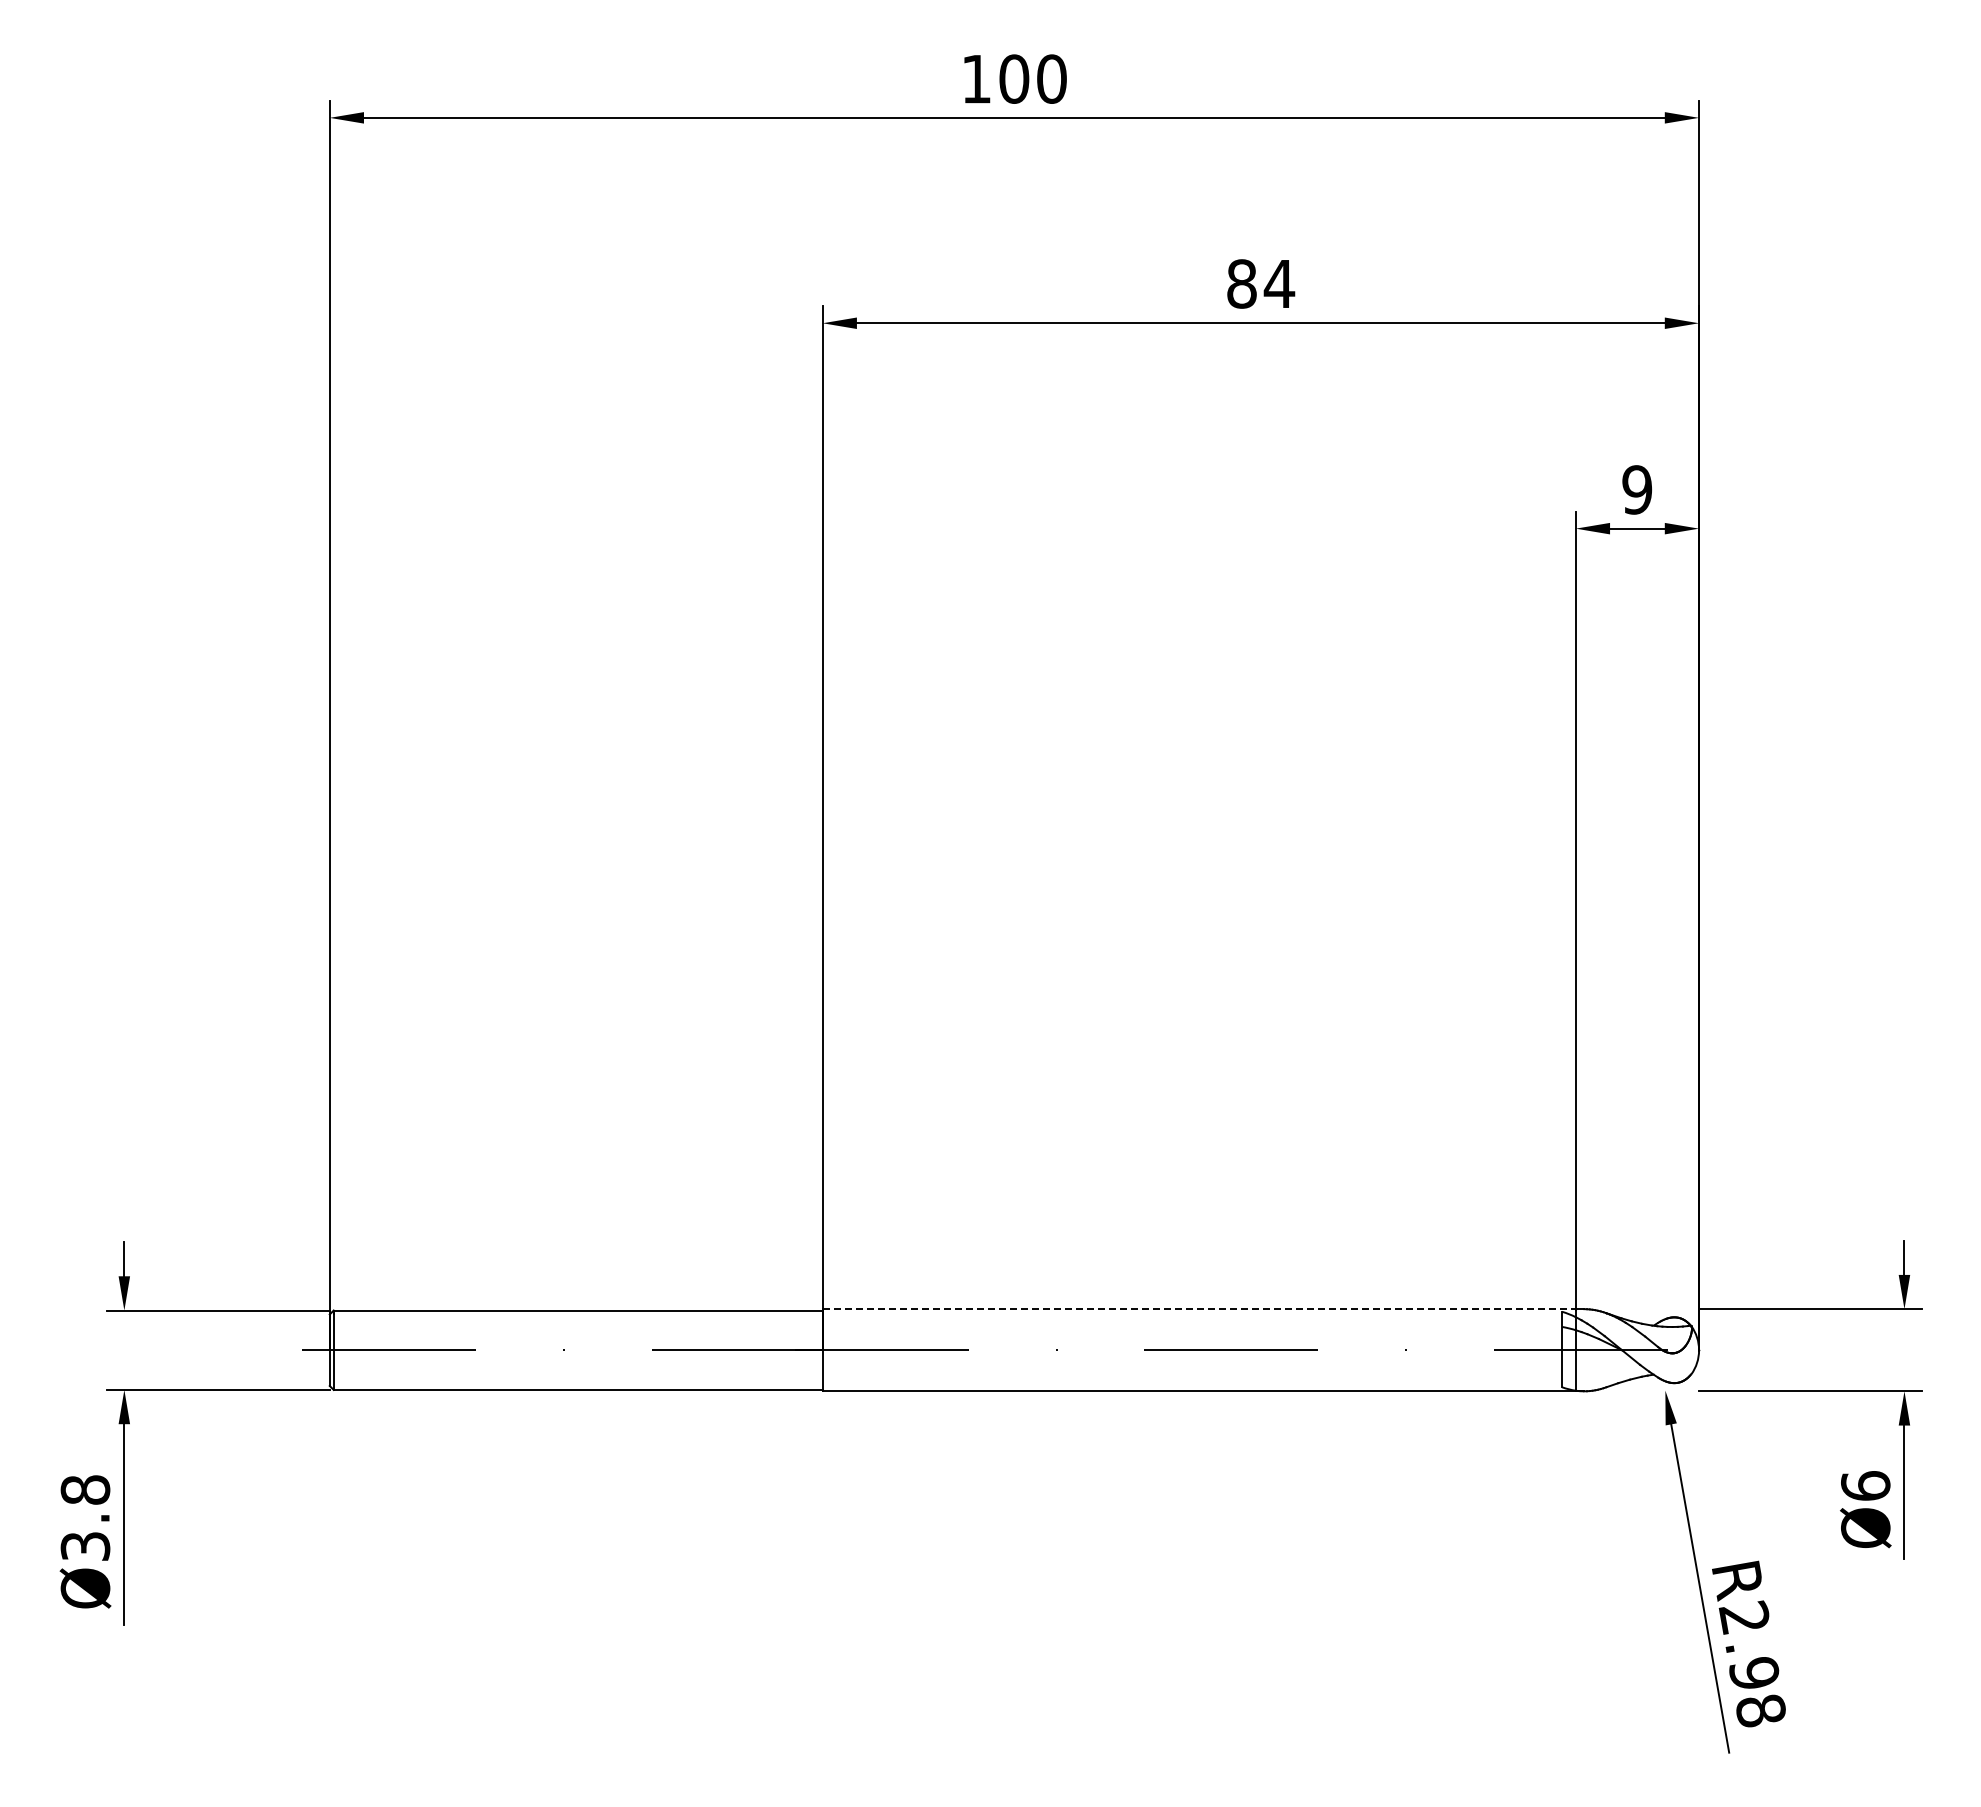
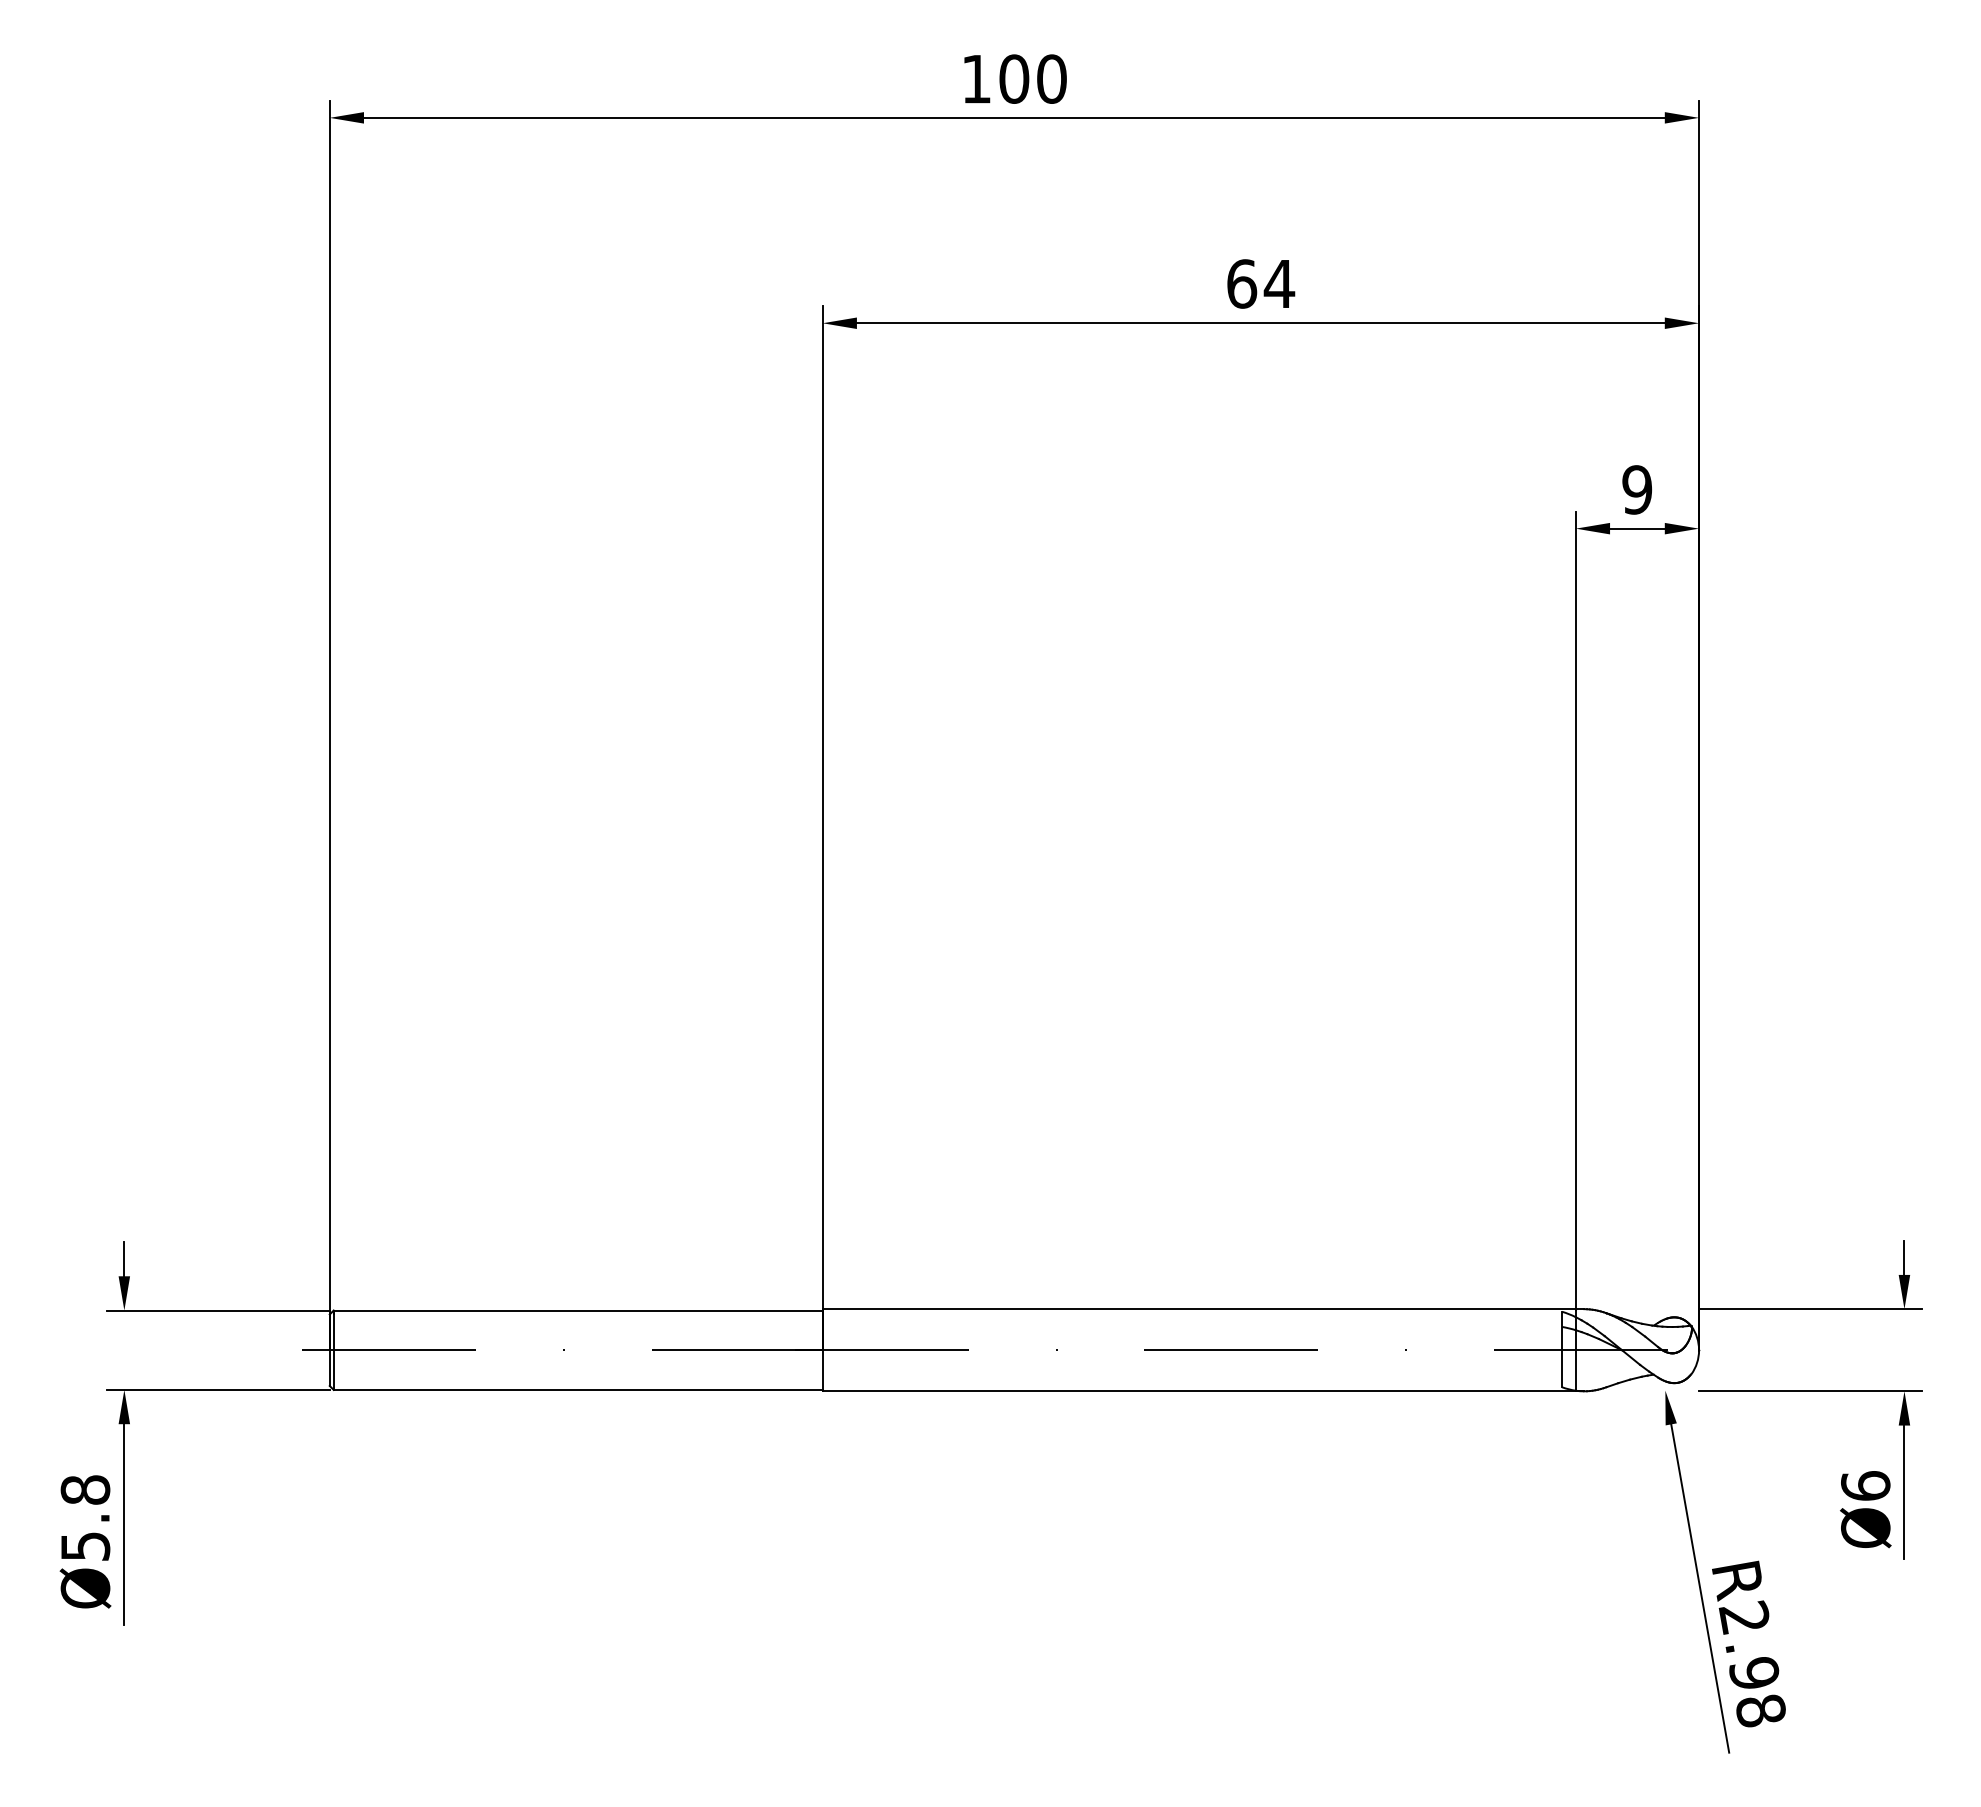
text: 84 -> 64 (1242, 283)
line: dashed -> solid (1199, 1309)
text: Ø3.8 -> Ø5.8 (84, 1546)
